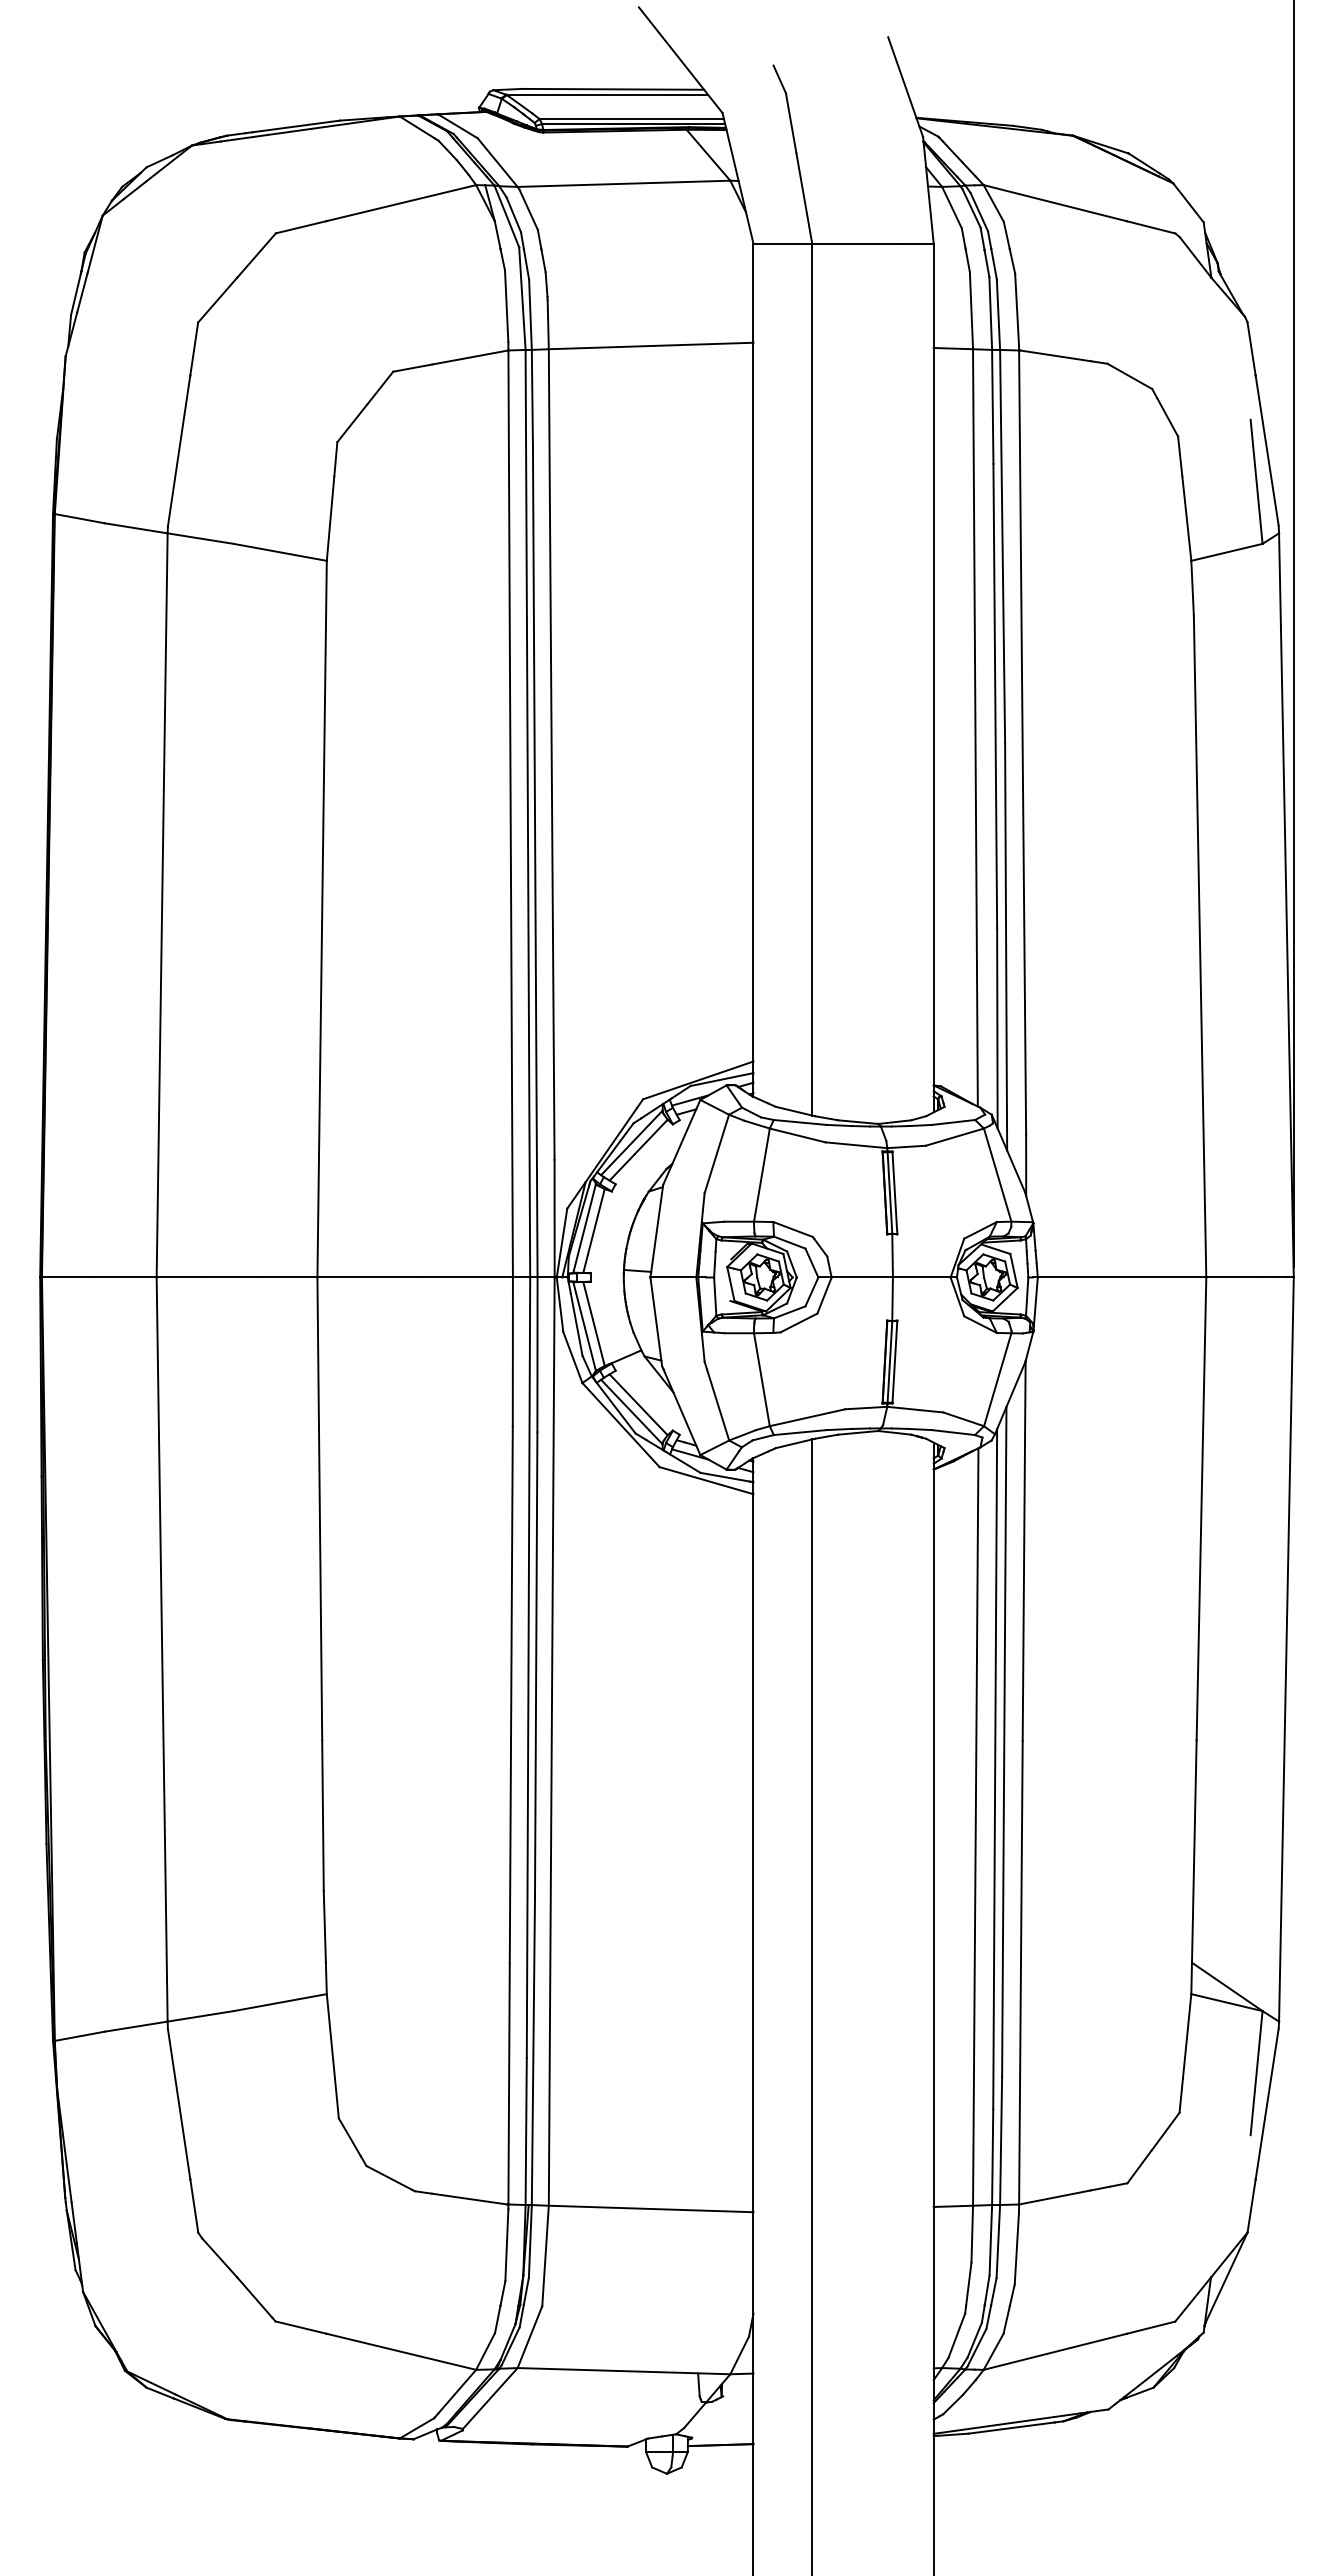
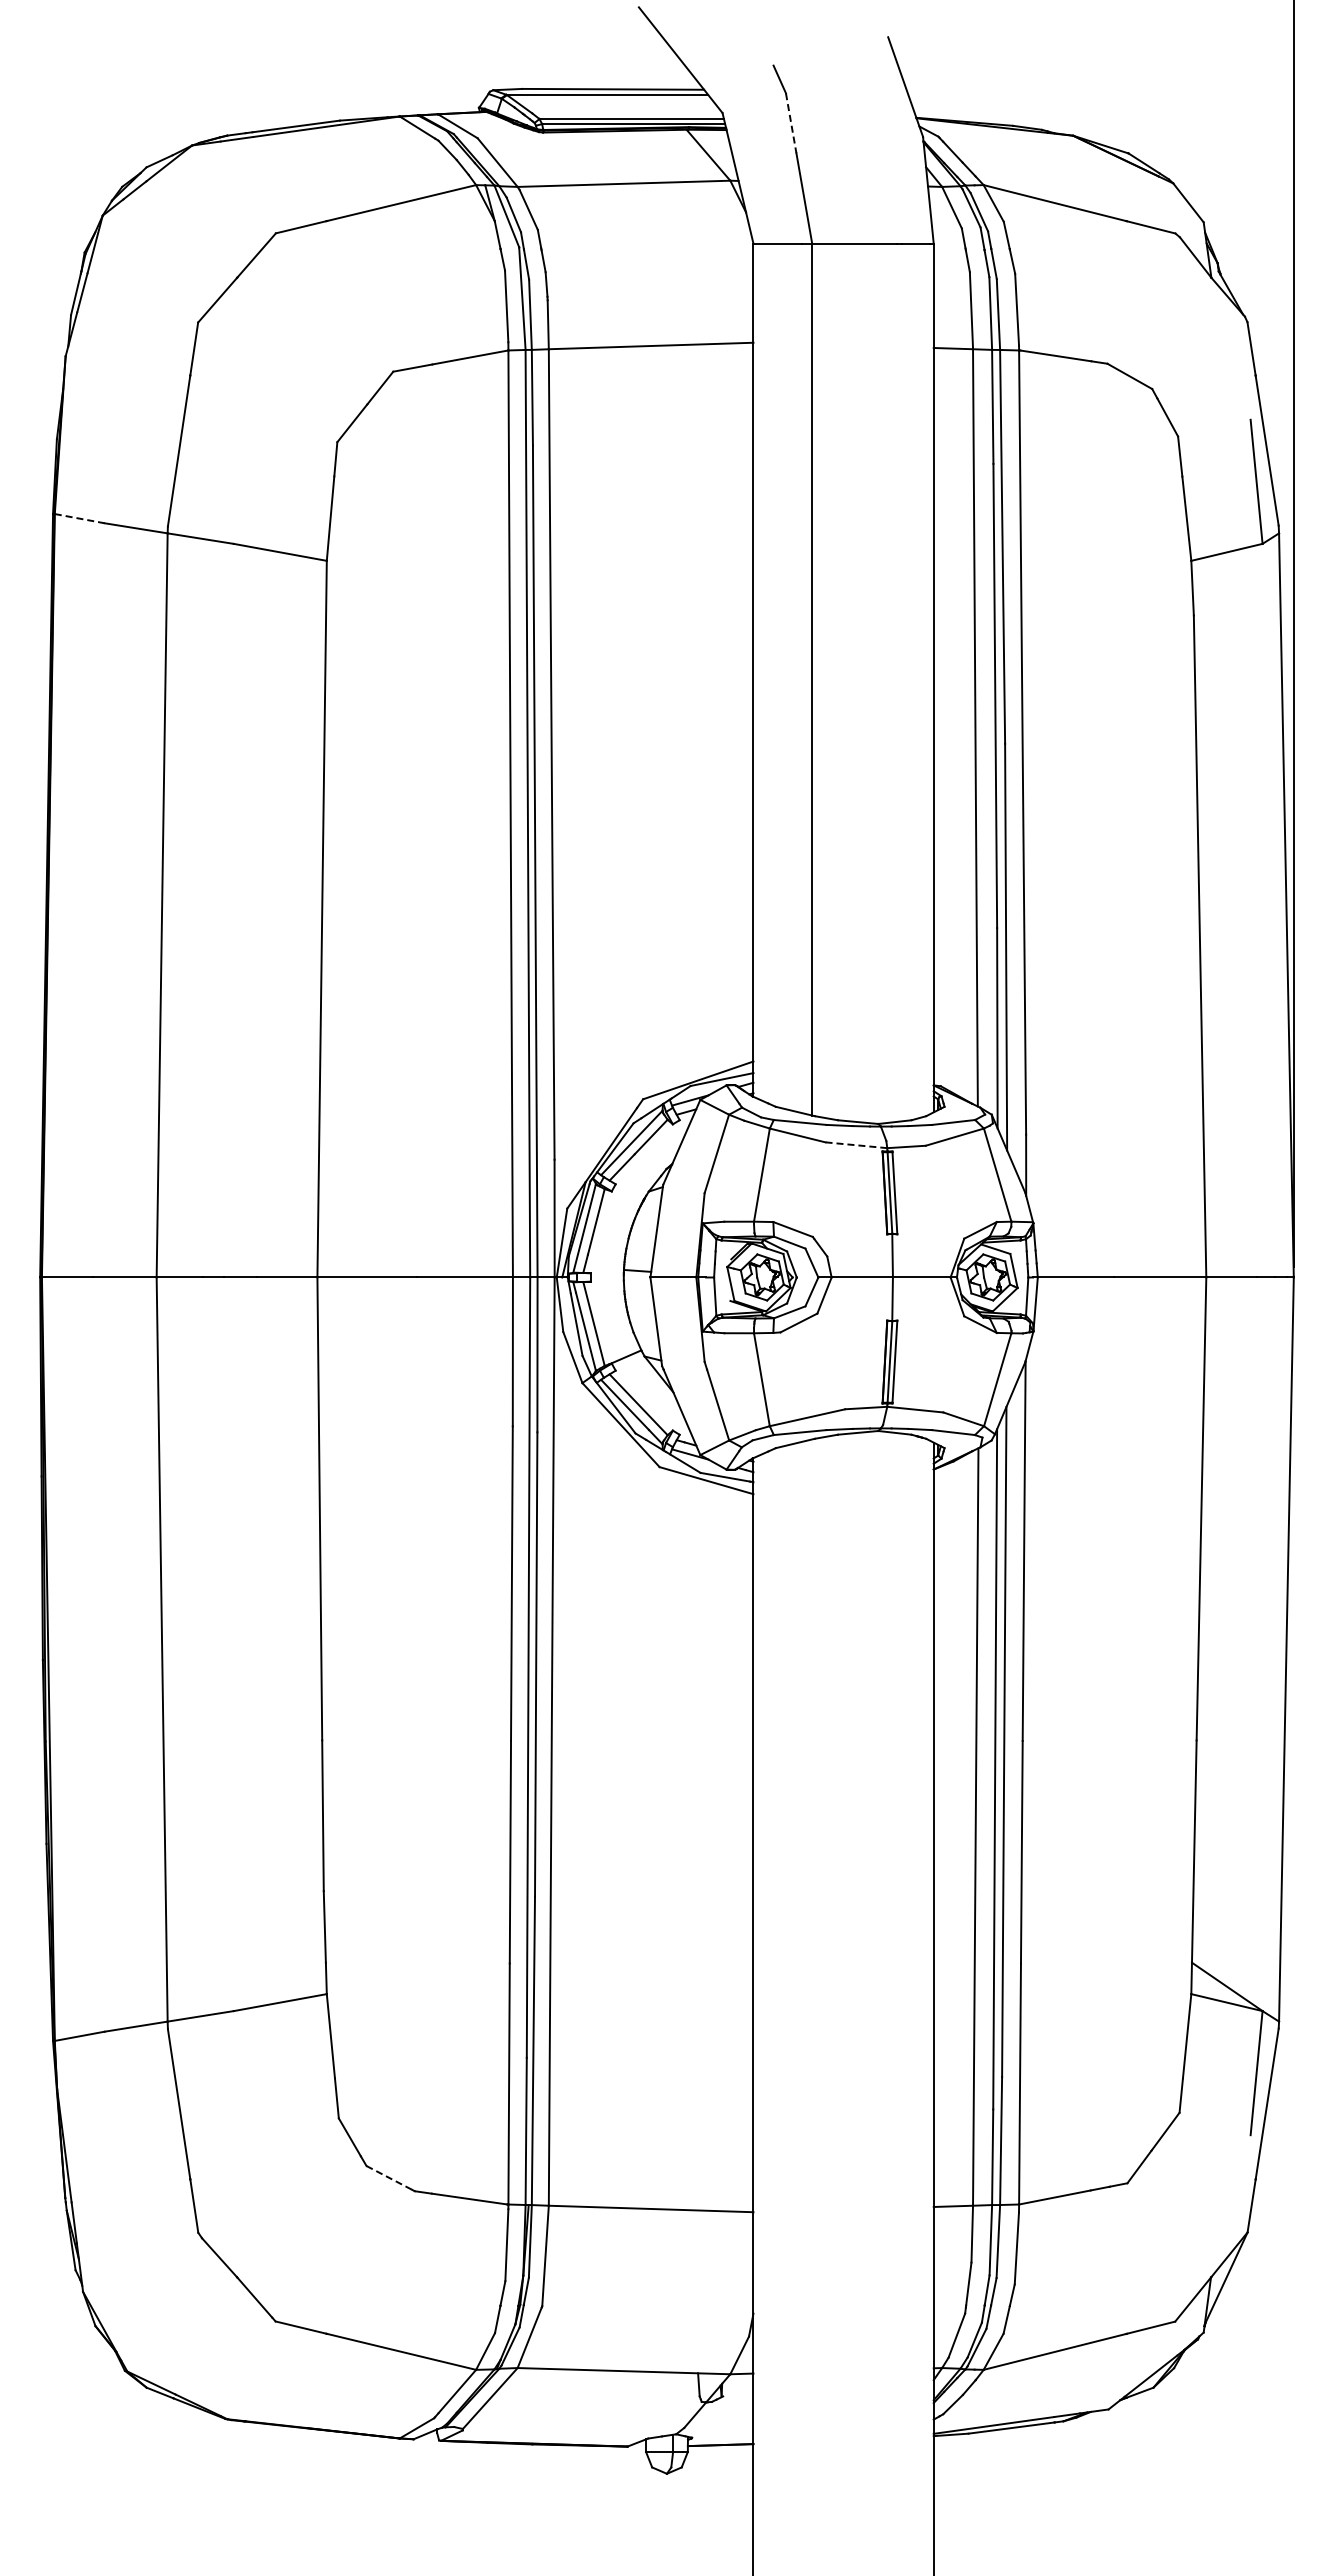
line: solid -> dashed (791, 123)
line: solid -> dashed (80, 518)
line: solid -> dashed (855, 1145)
line: present -> none (812, 2005)
line: solid -> dashed (389, 2177)
